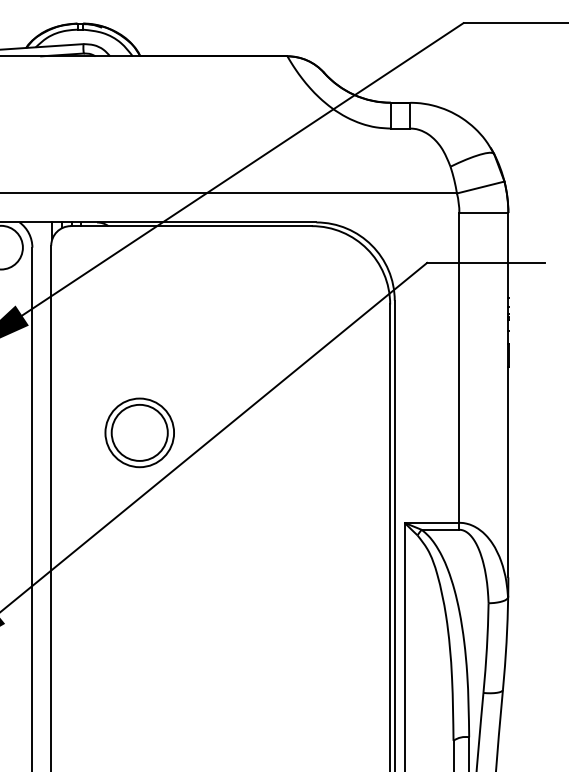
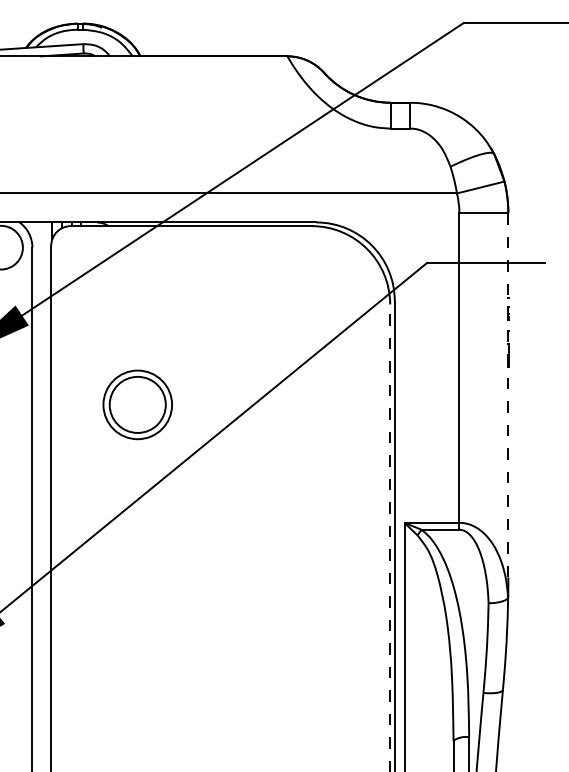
line: solid -> dashed (508, 395)
part position: (139, 432) -> (137, 404) (137, 404)
line: solid -> dashed (390, 537)
